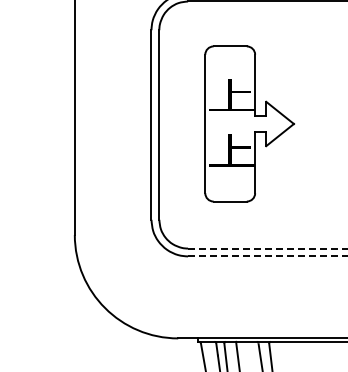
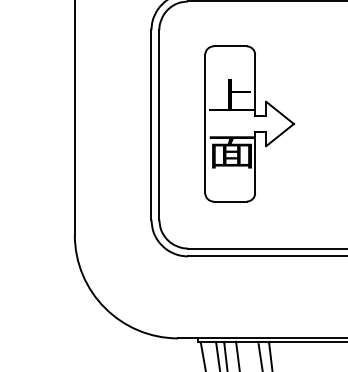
text: 上 -> 面 (231, 151)
line: dashed -> solid (268, 248)
line: dashed -> solid (268, 256)
